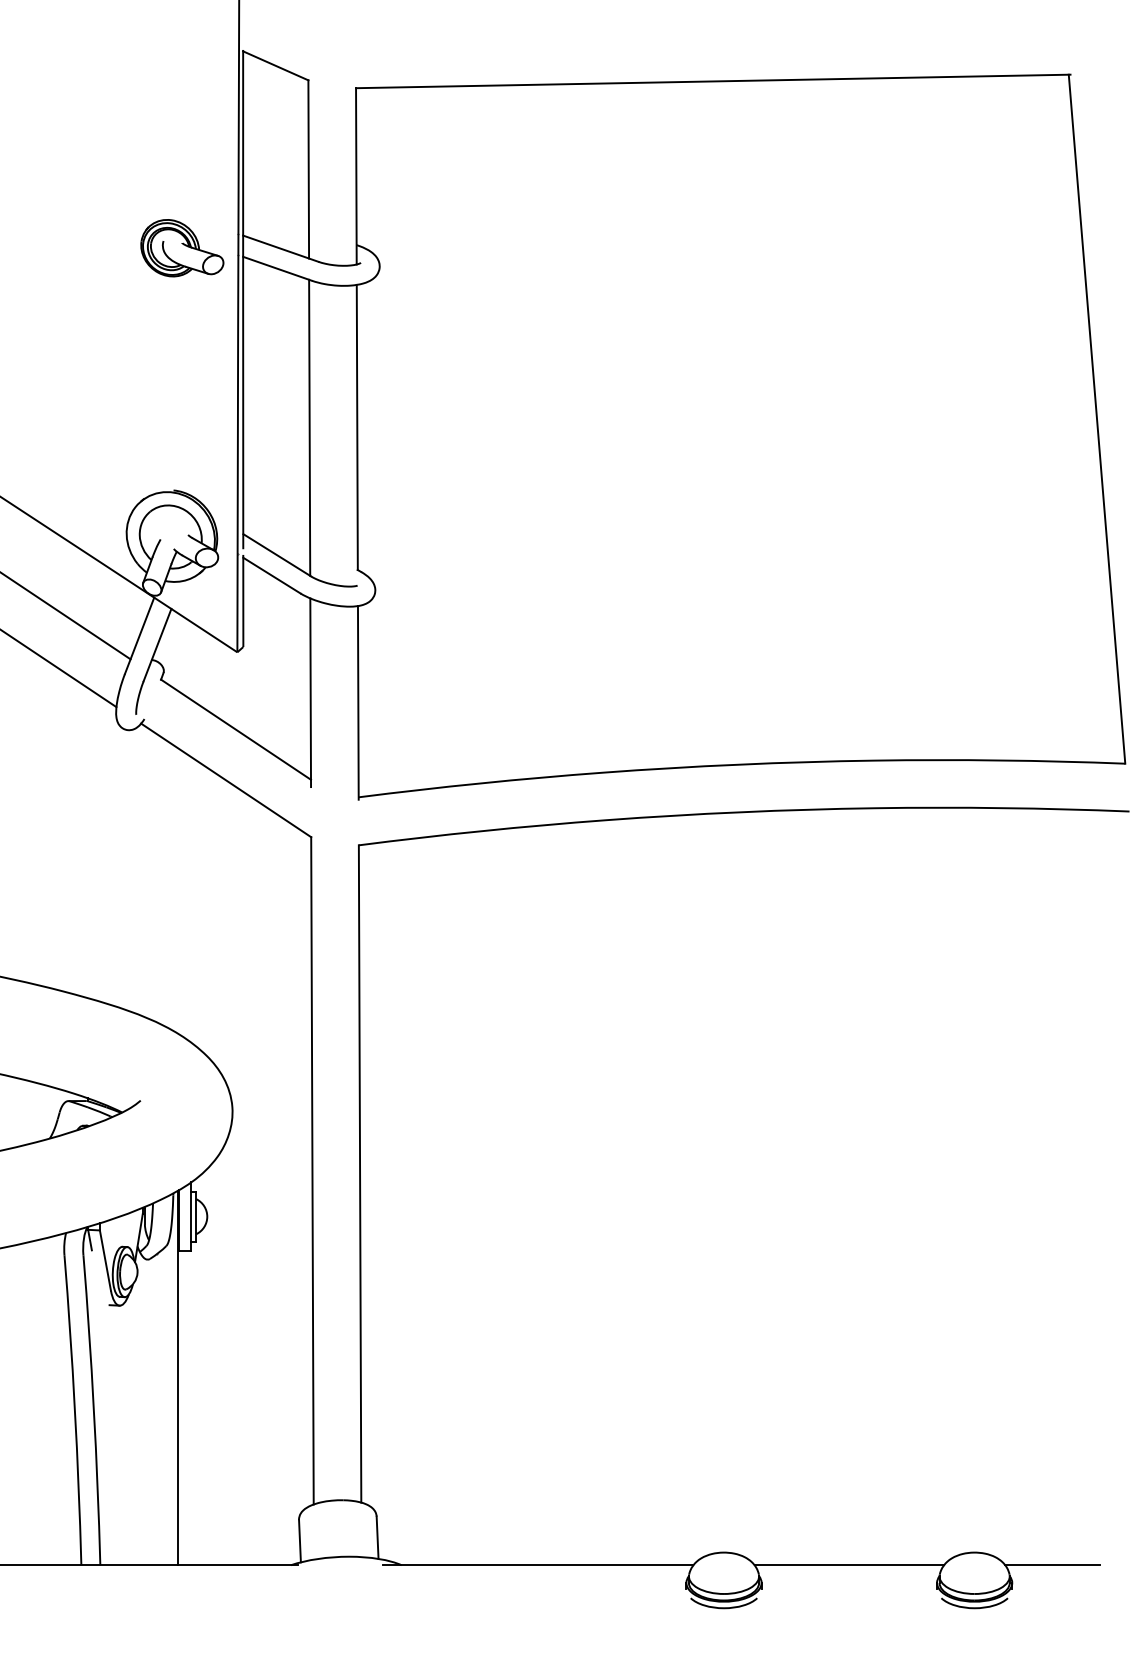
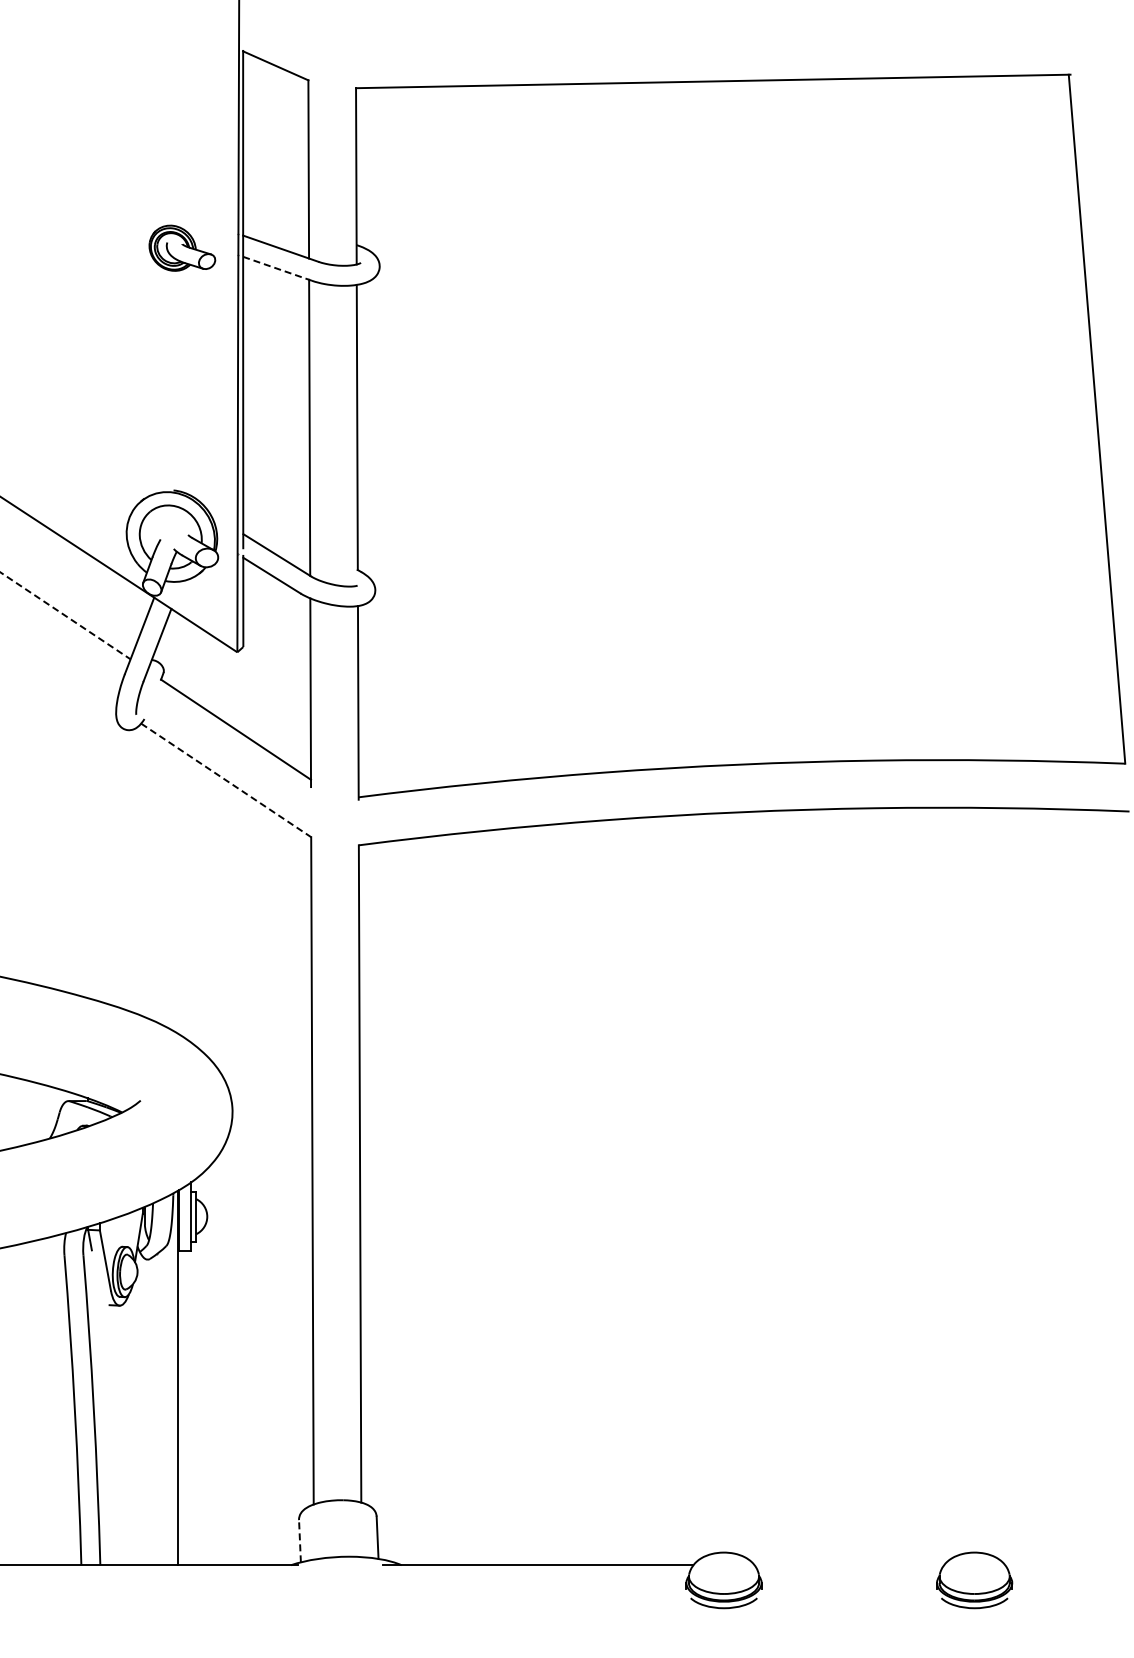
part size: 85x59 px -> 69x48 px (182, 247)
line: solid -> dashed (278, 268)
line: solid -> dashed (65, 616)
line: present -> none (59, 669)
line: solid -> dashed (226, 780)
line: solid -> dashed (299, 1540)
line: present -> none (849, 1565)
line: present -> none (1052, 1565)
